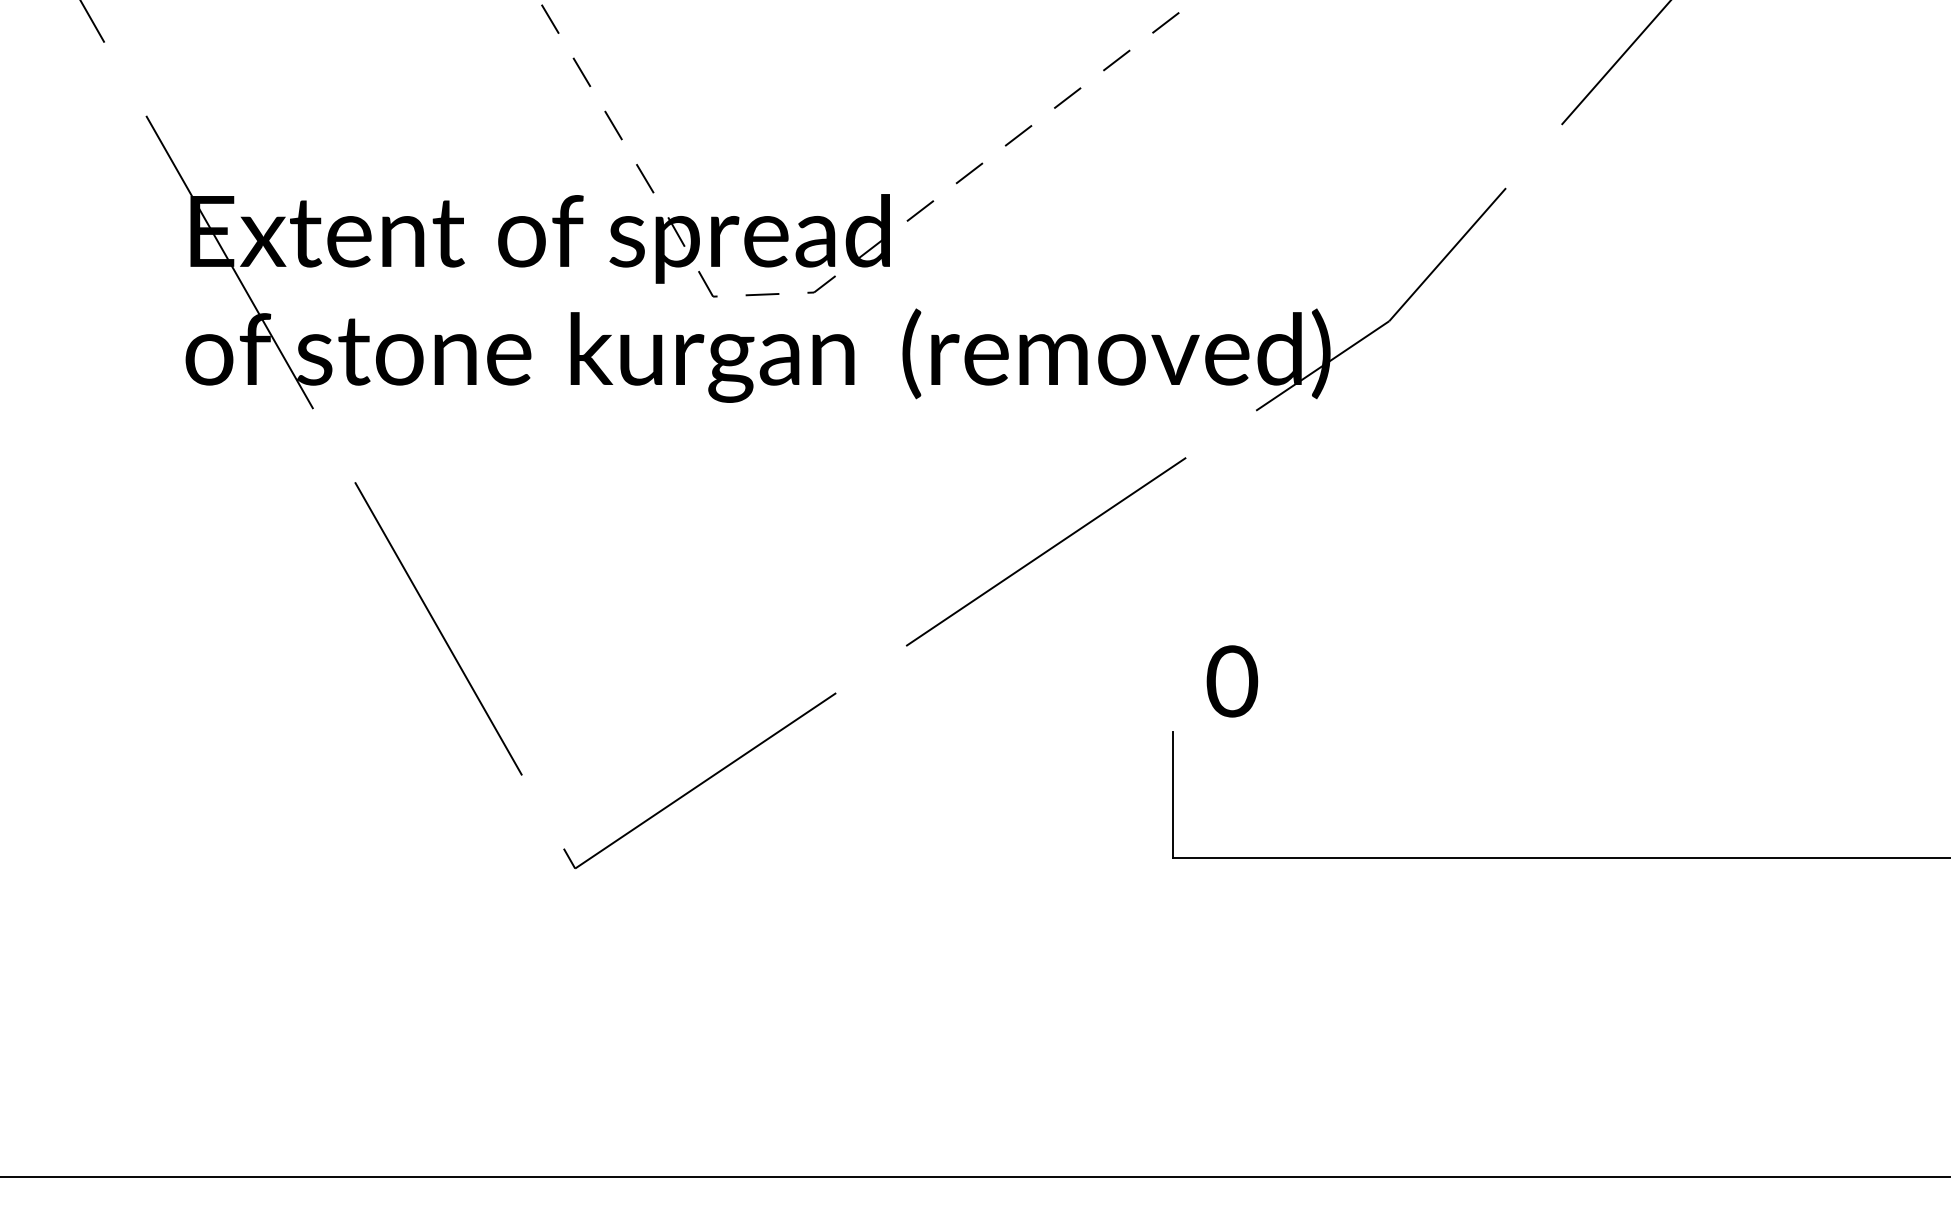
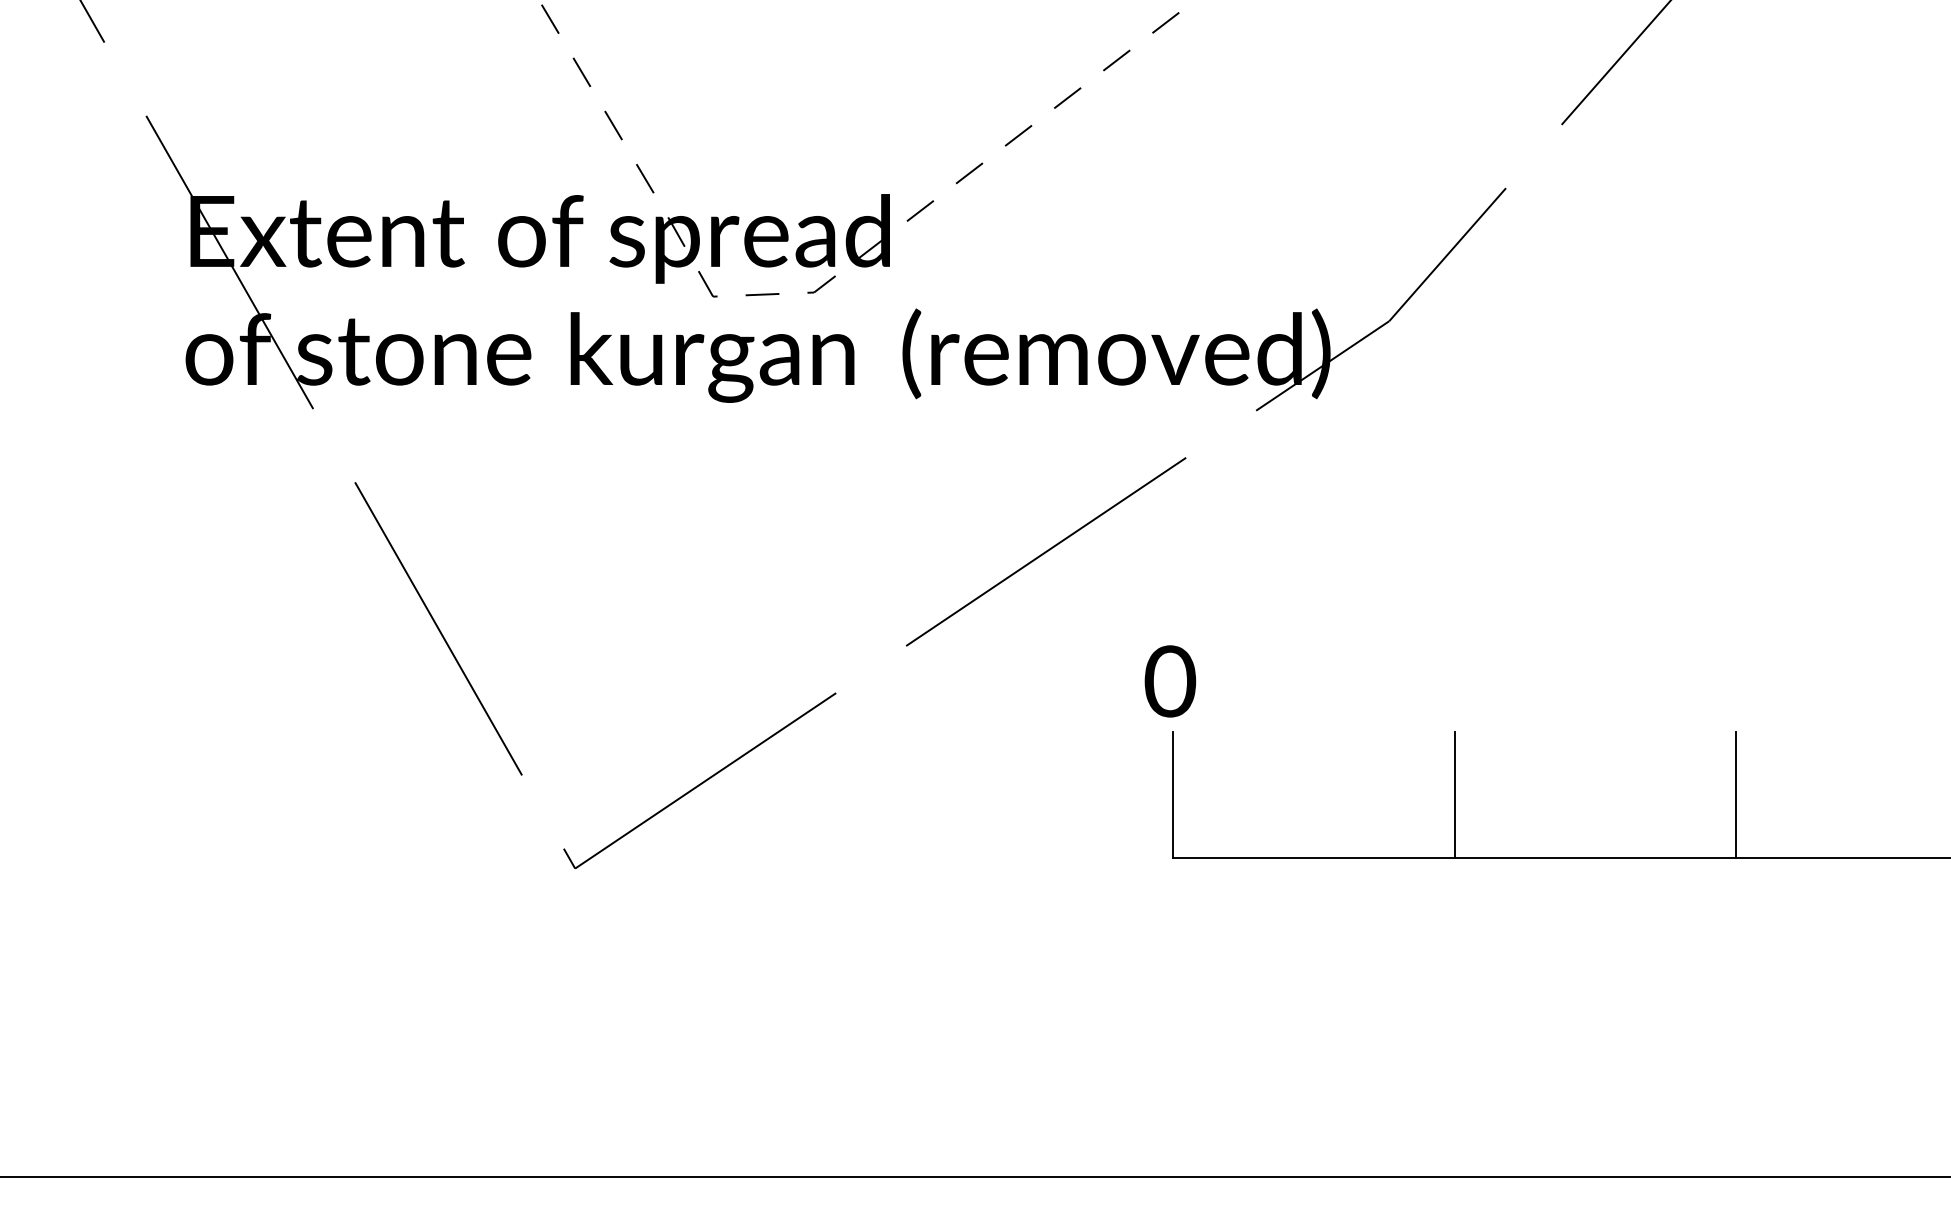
text position: (1232, 681) -> (1170, 681) (1170, 681)
line: none -> present (1454, 794)
line: none -> present (1735, 794)
